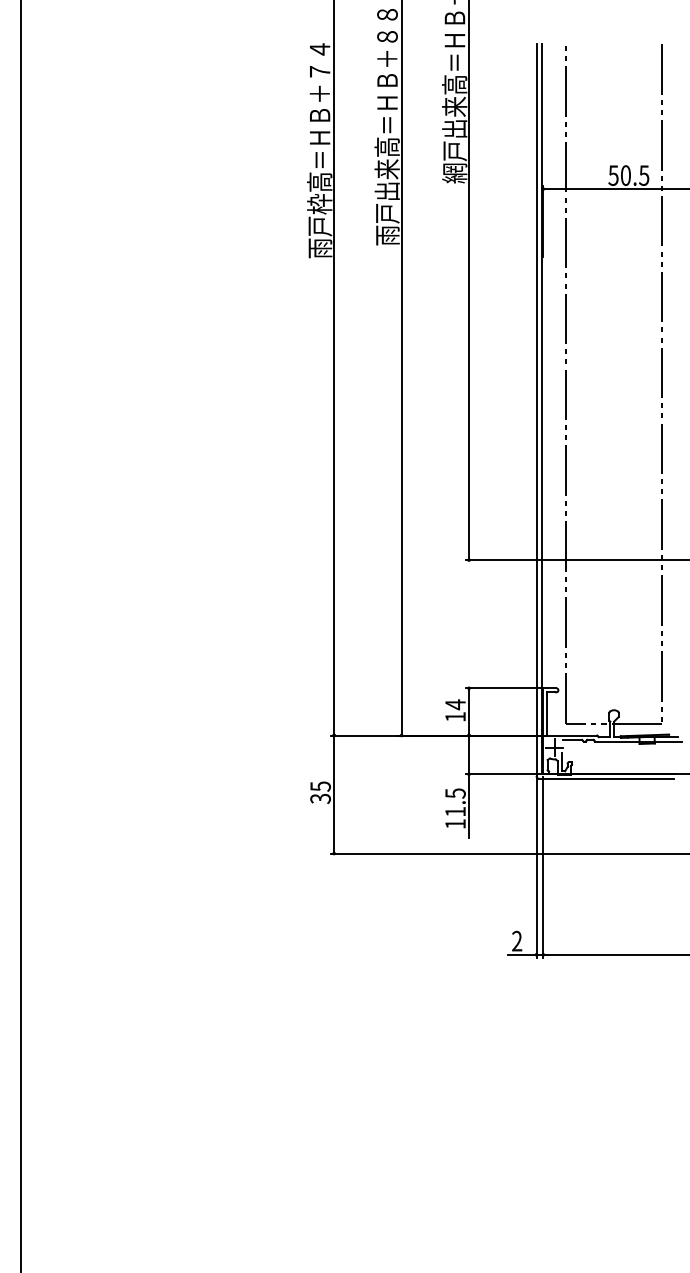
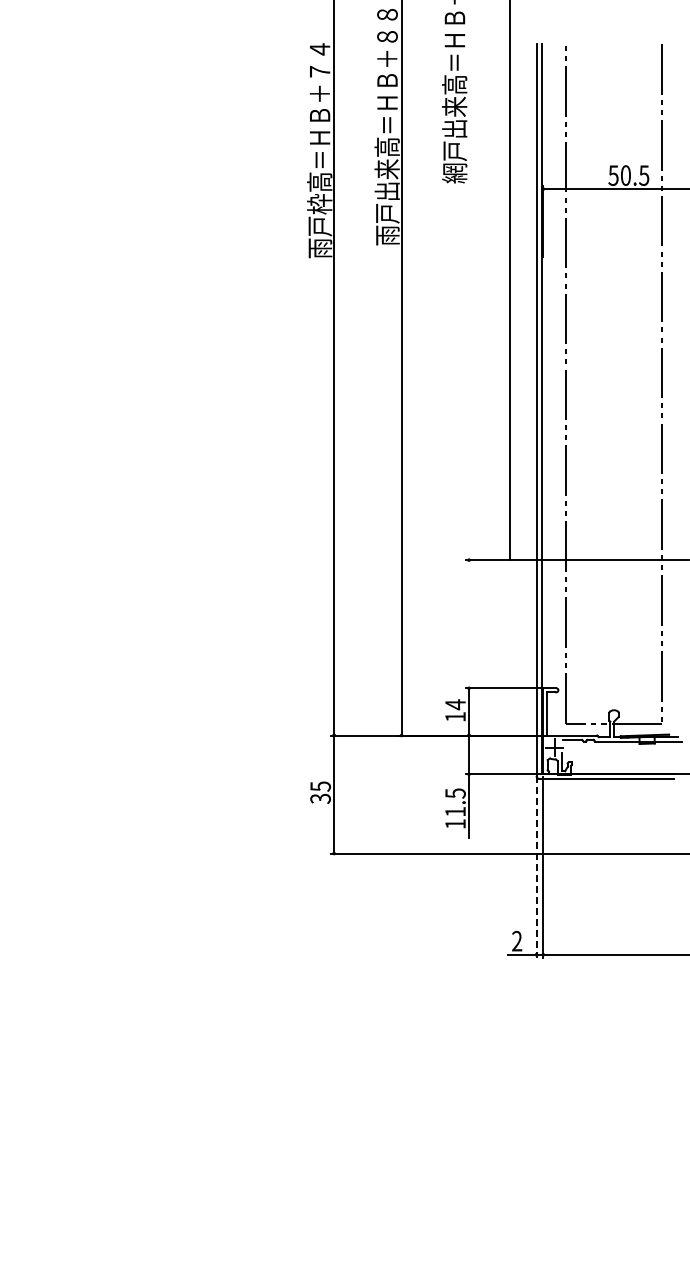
line position: (469, 281) -> (510, 281) (510, 281)
line: present -> none (20, 635)
line: solid -> dashed (536, 867)
